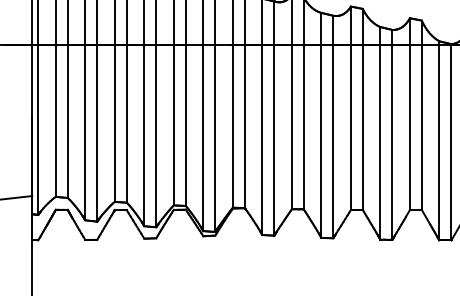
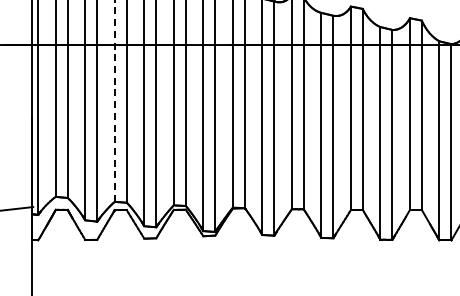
line: solid -> dashed (114, 101)
line position: (17, 197) -> (17, 208) (17, 208)
